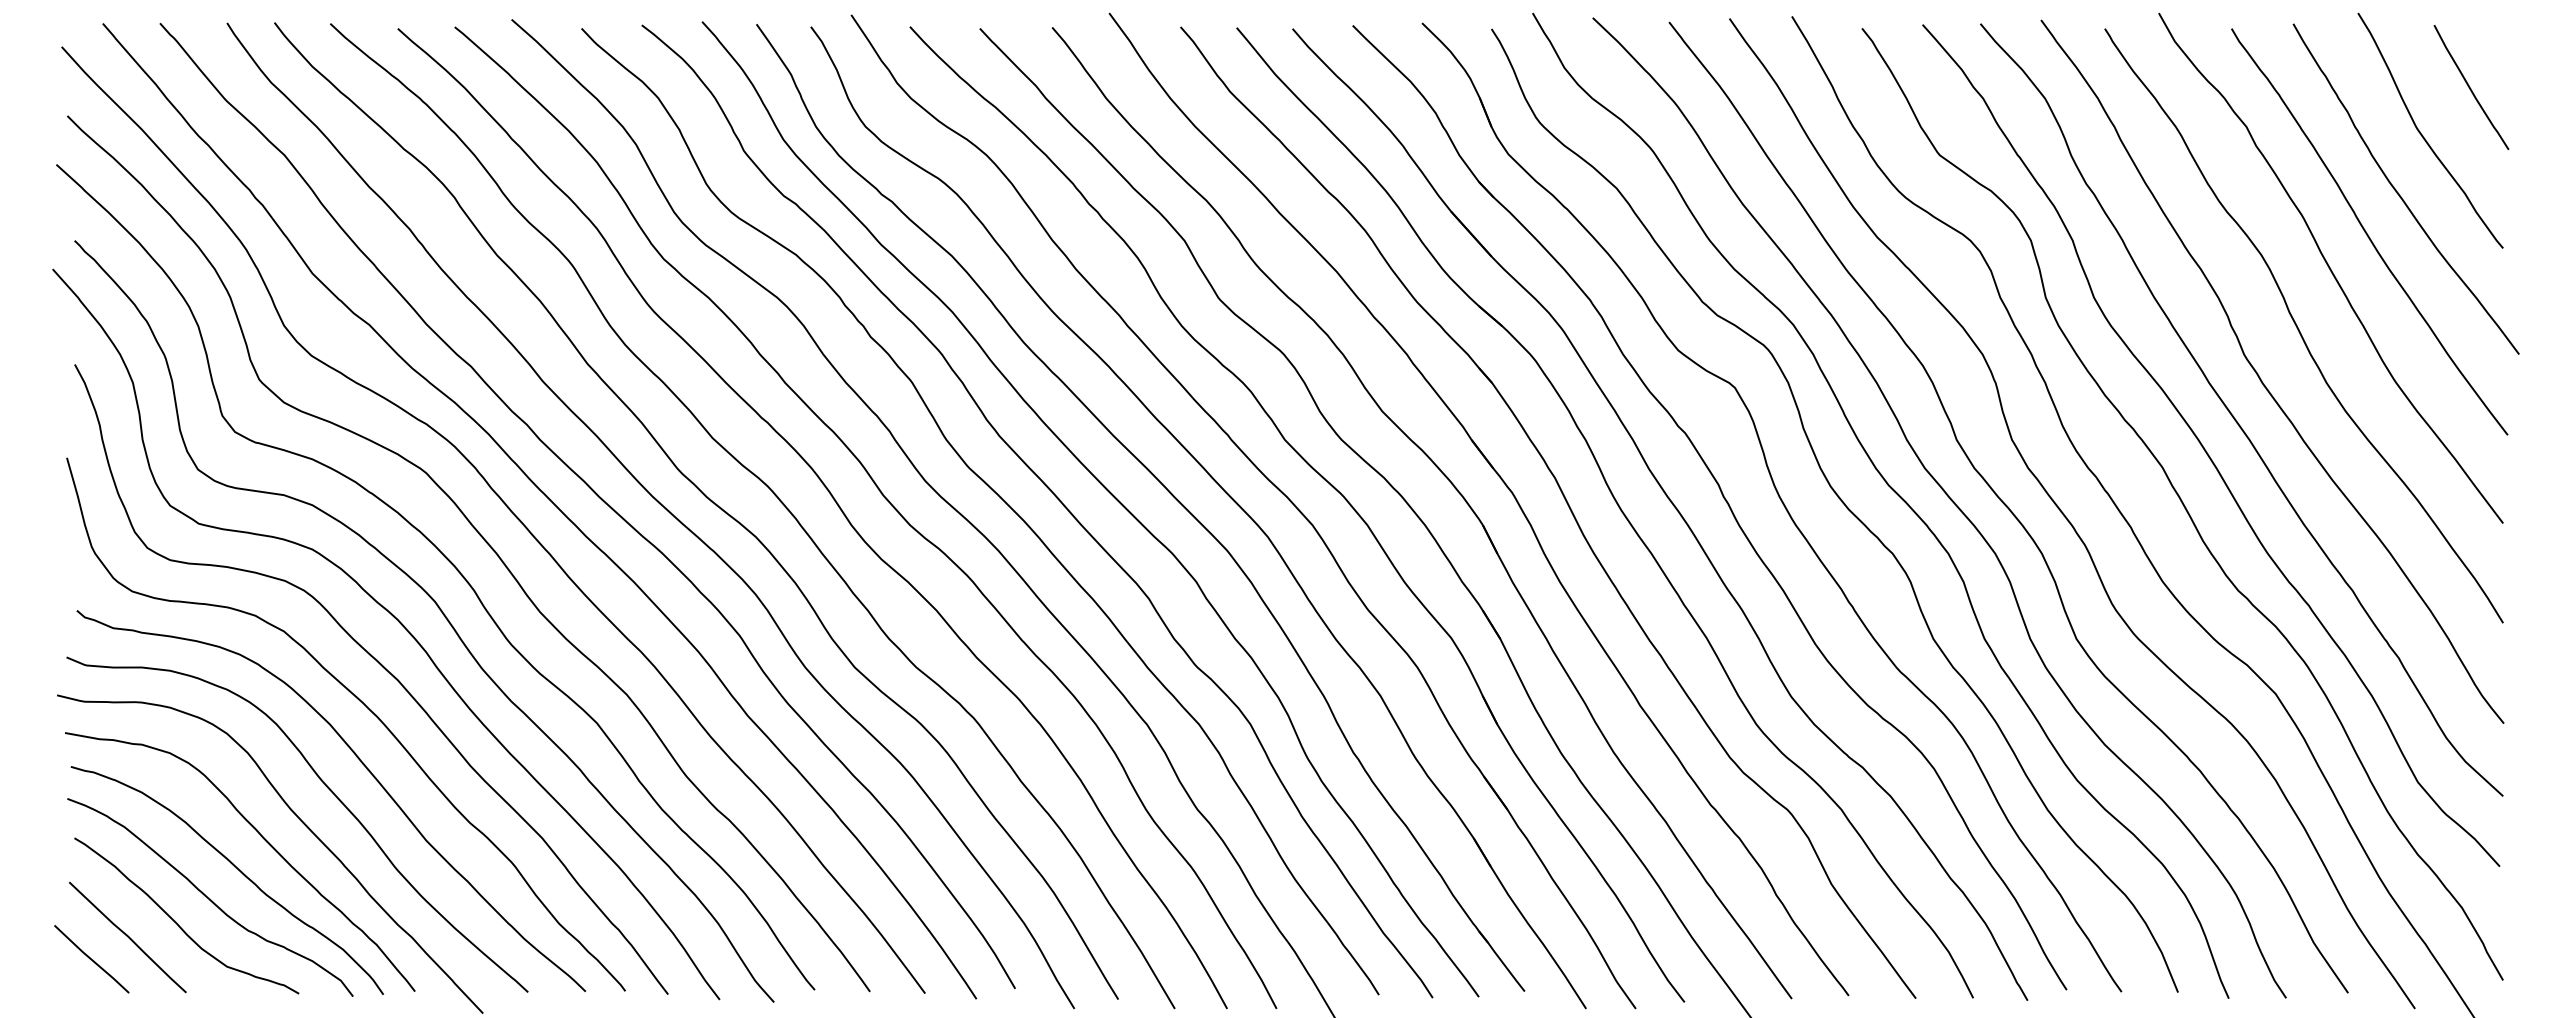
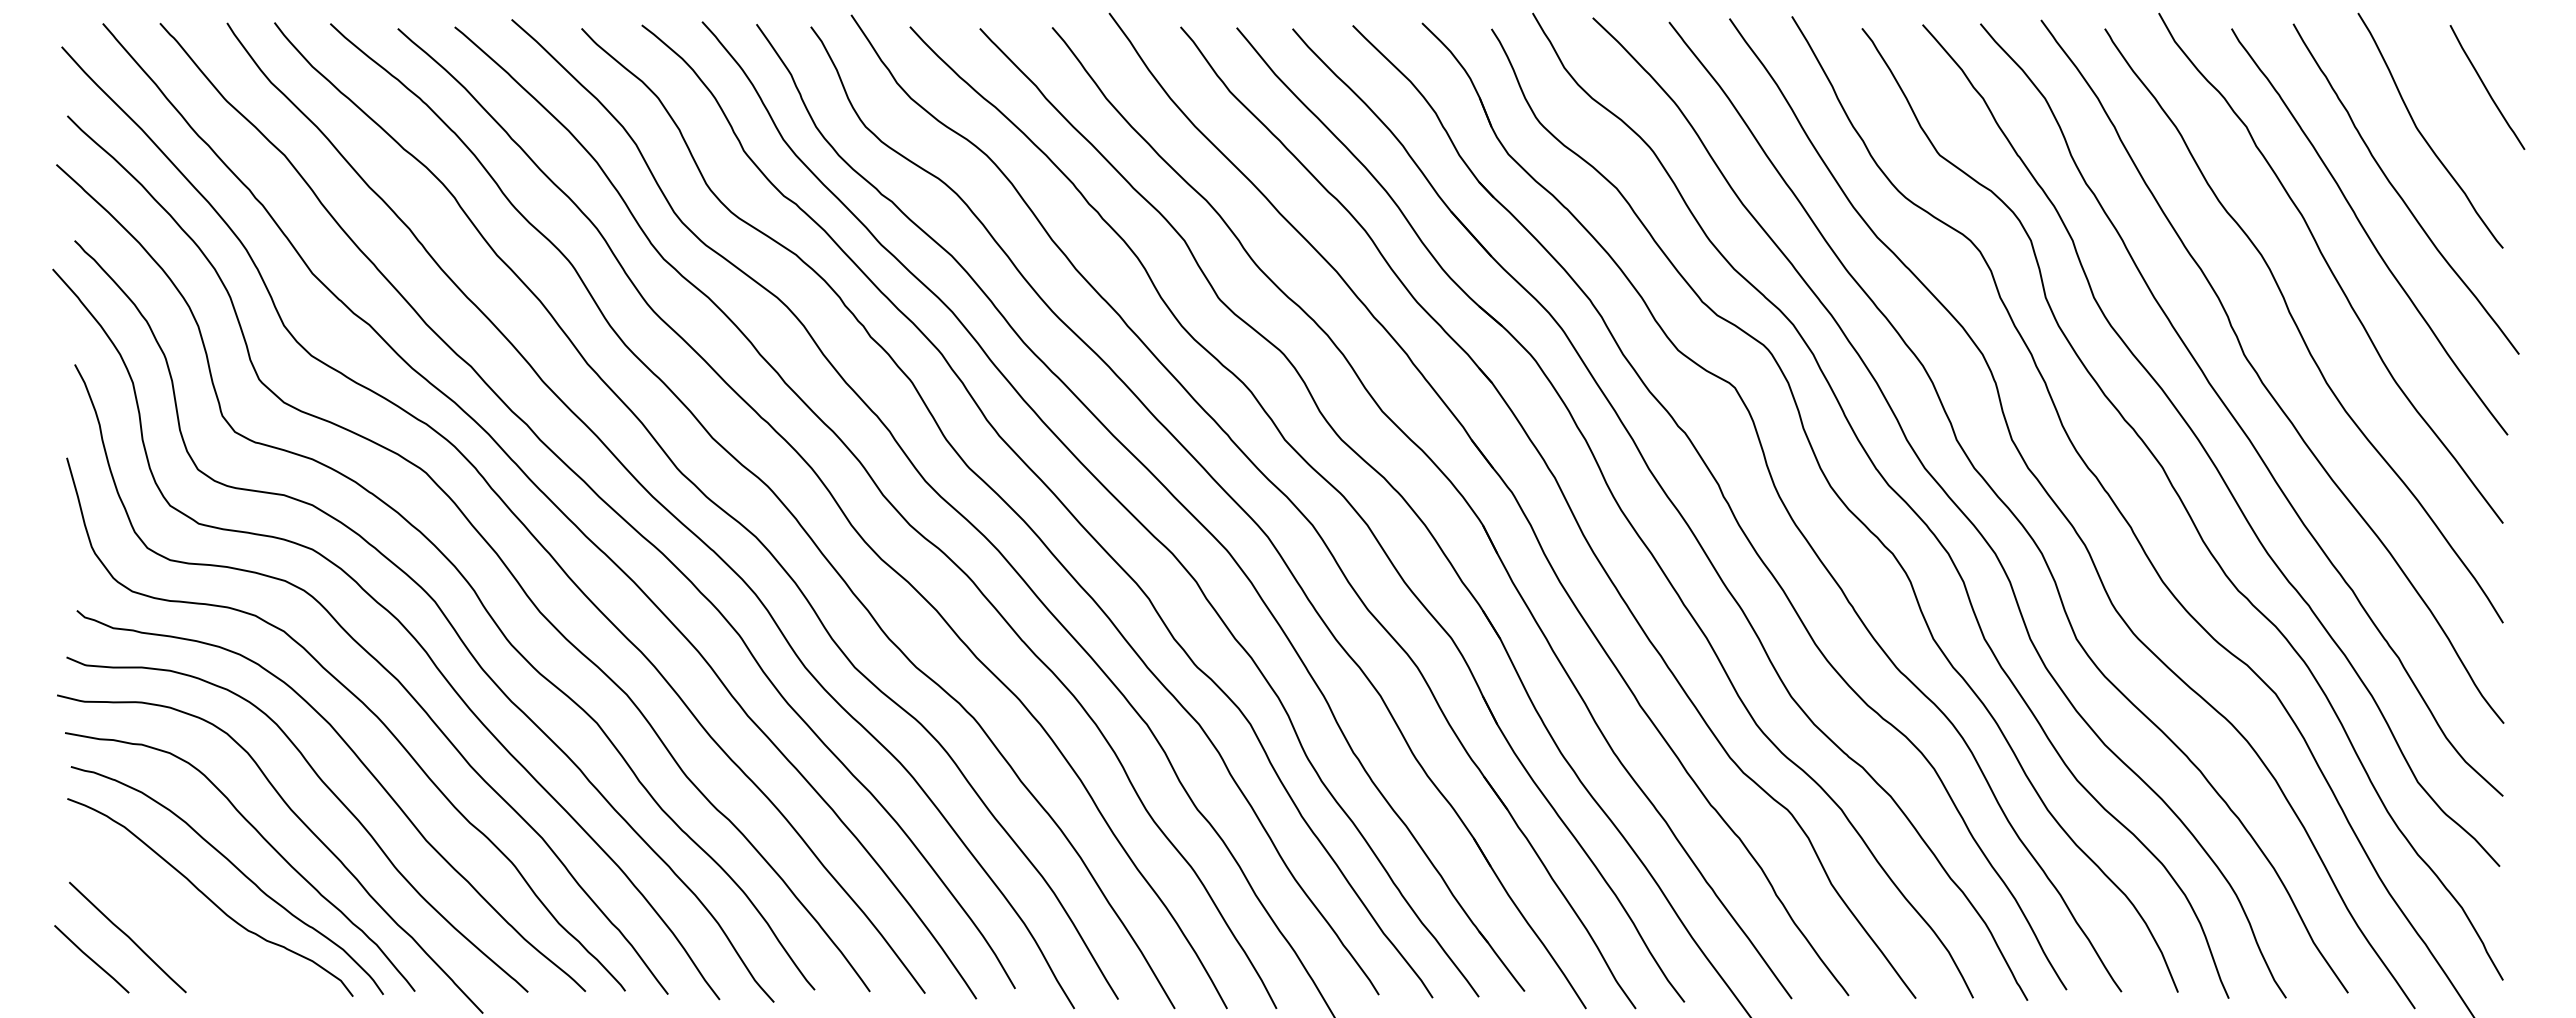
curve position: (2470, 87) -> (2486, 87) (2486, 87)
curve: present -> none (177, 922)
